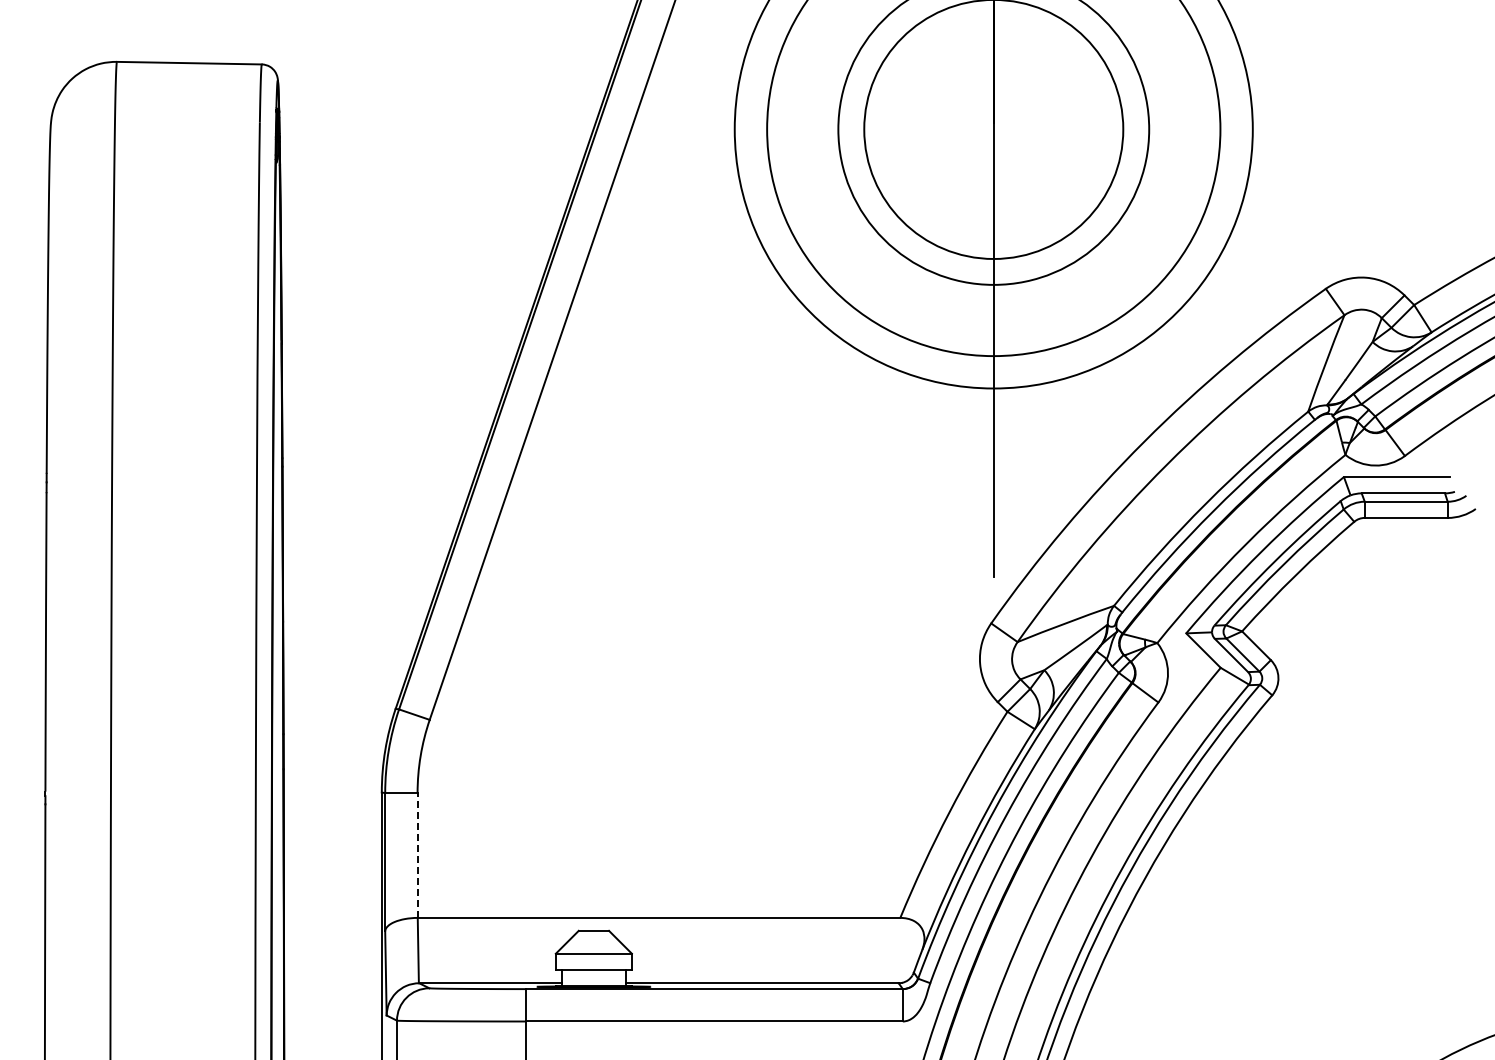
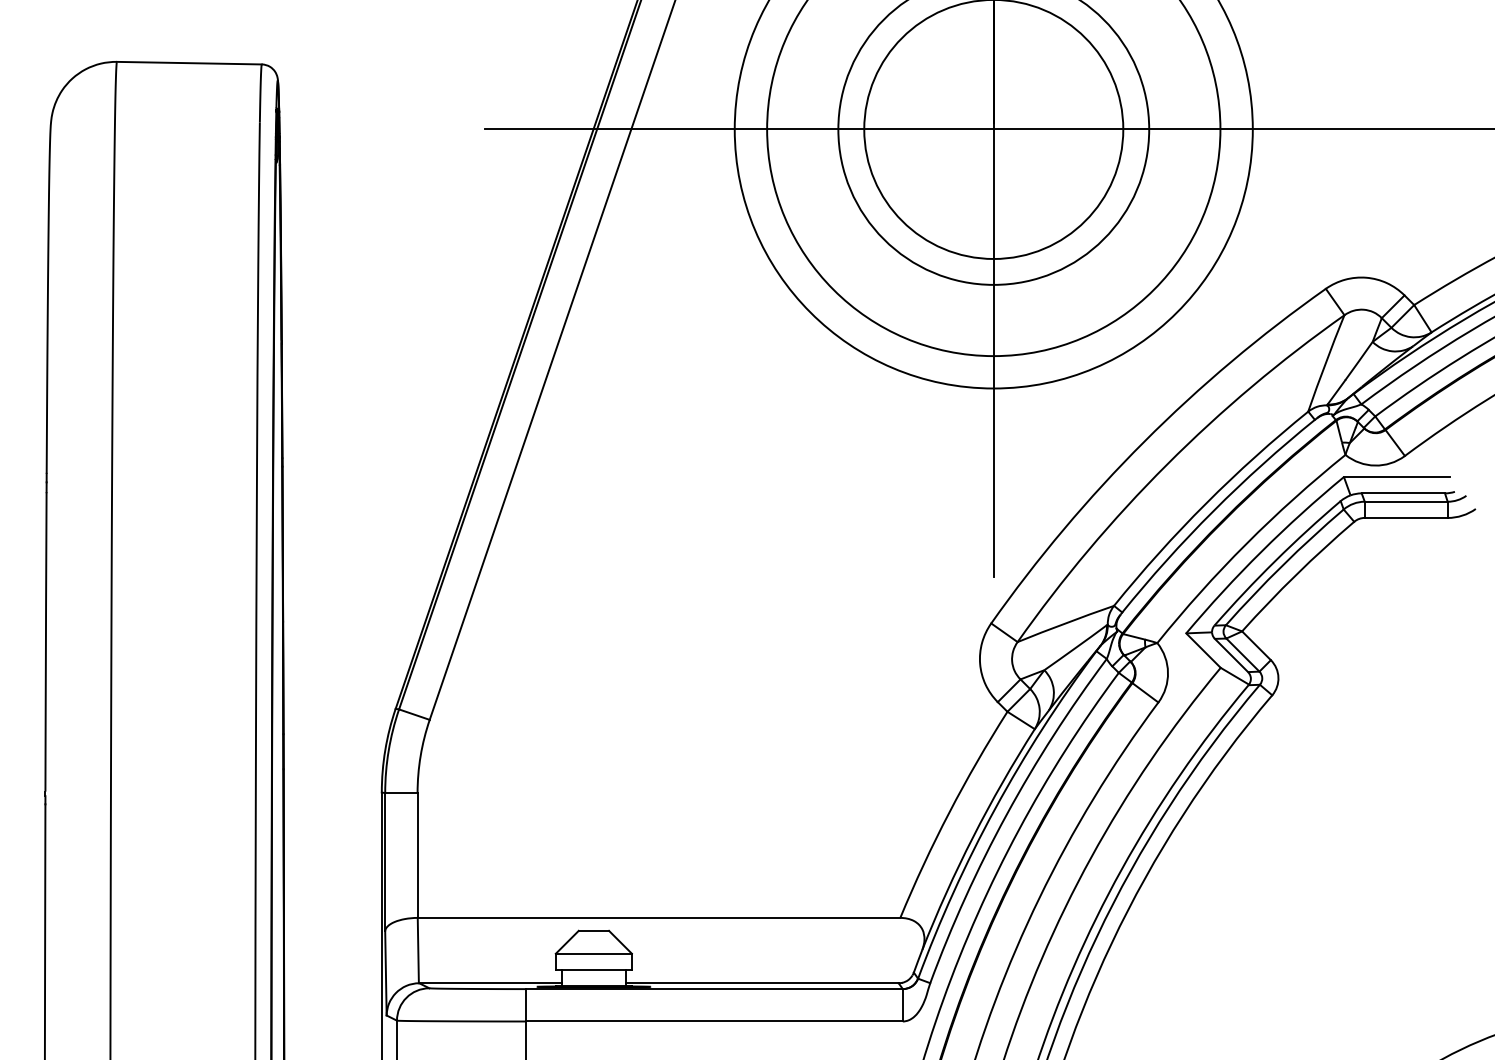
line: none -> present (987, 129)
line: dashed -> solid (417, 855)
